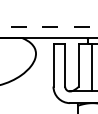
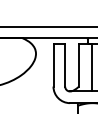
line: dashed -> solid (48, 26)
